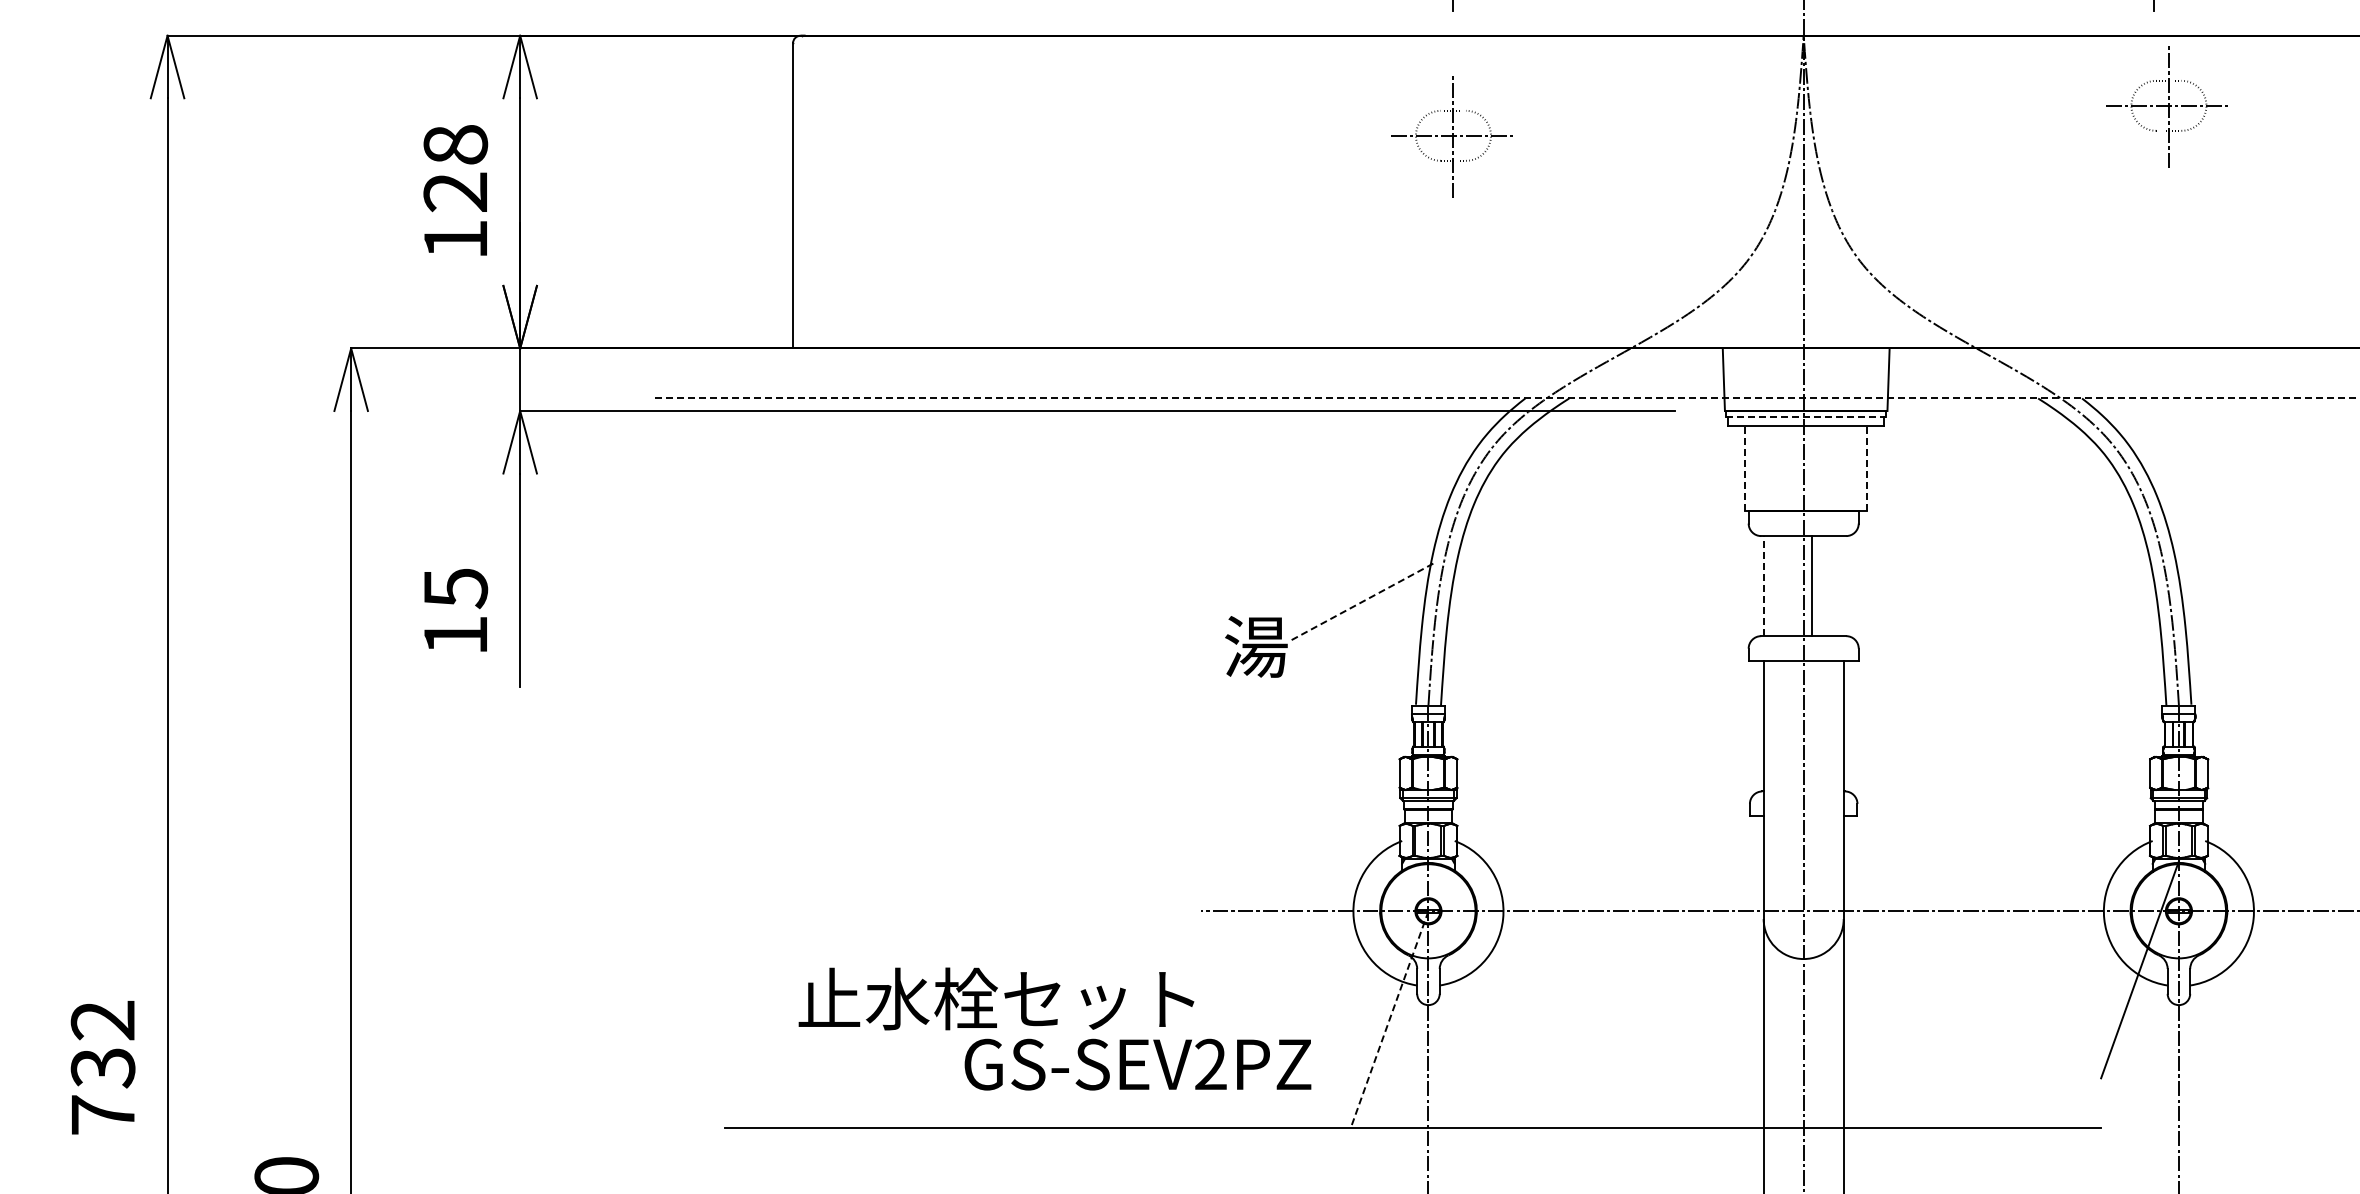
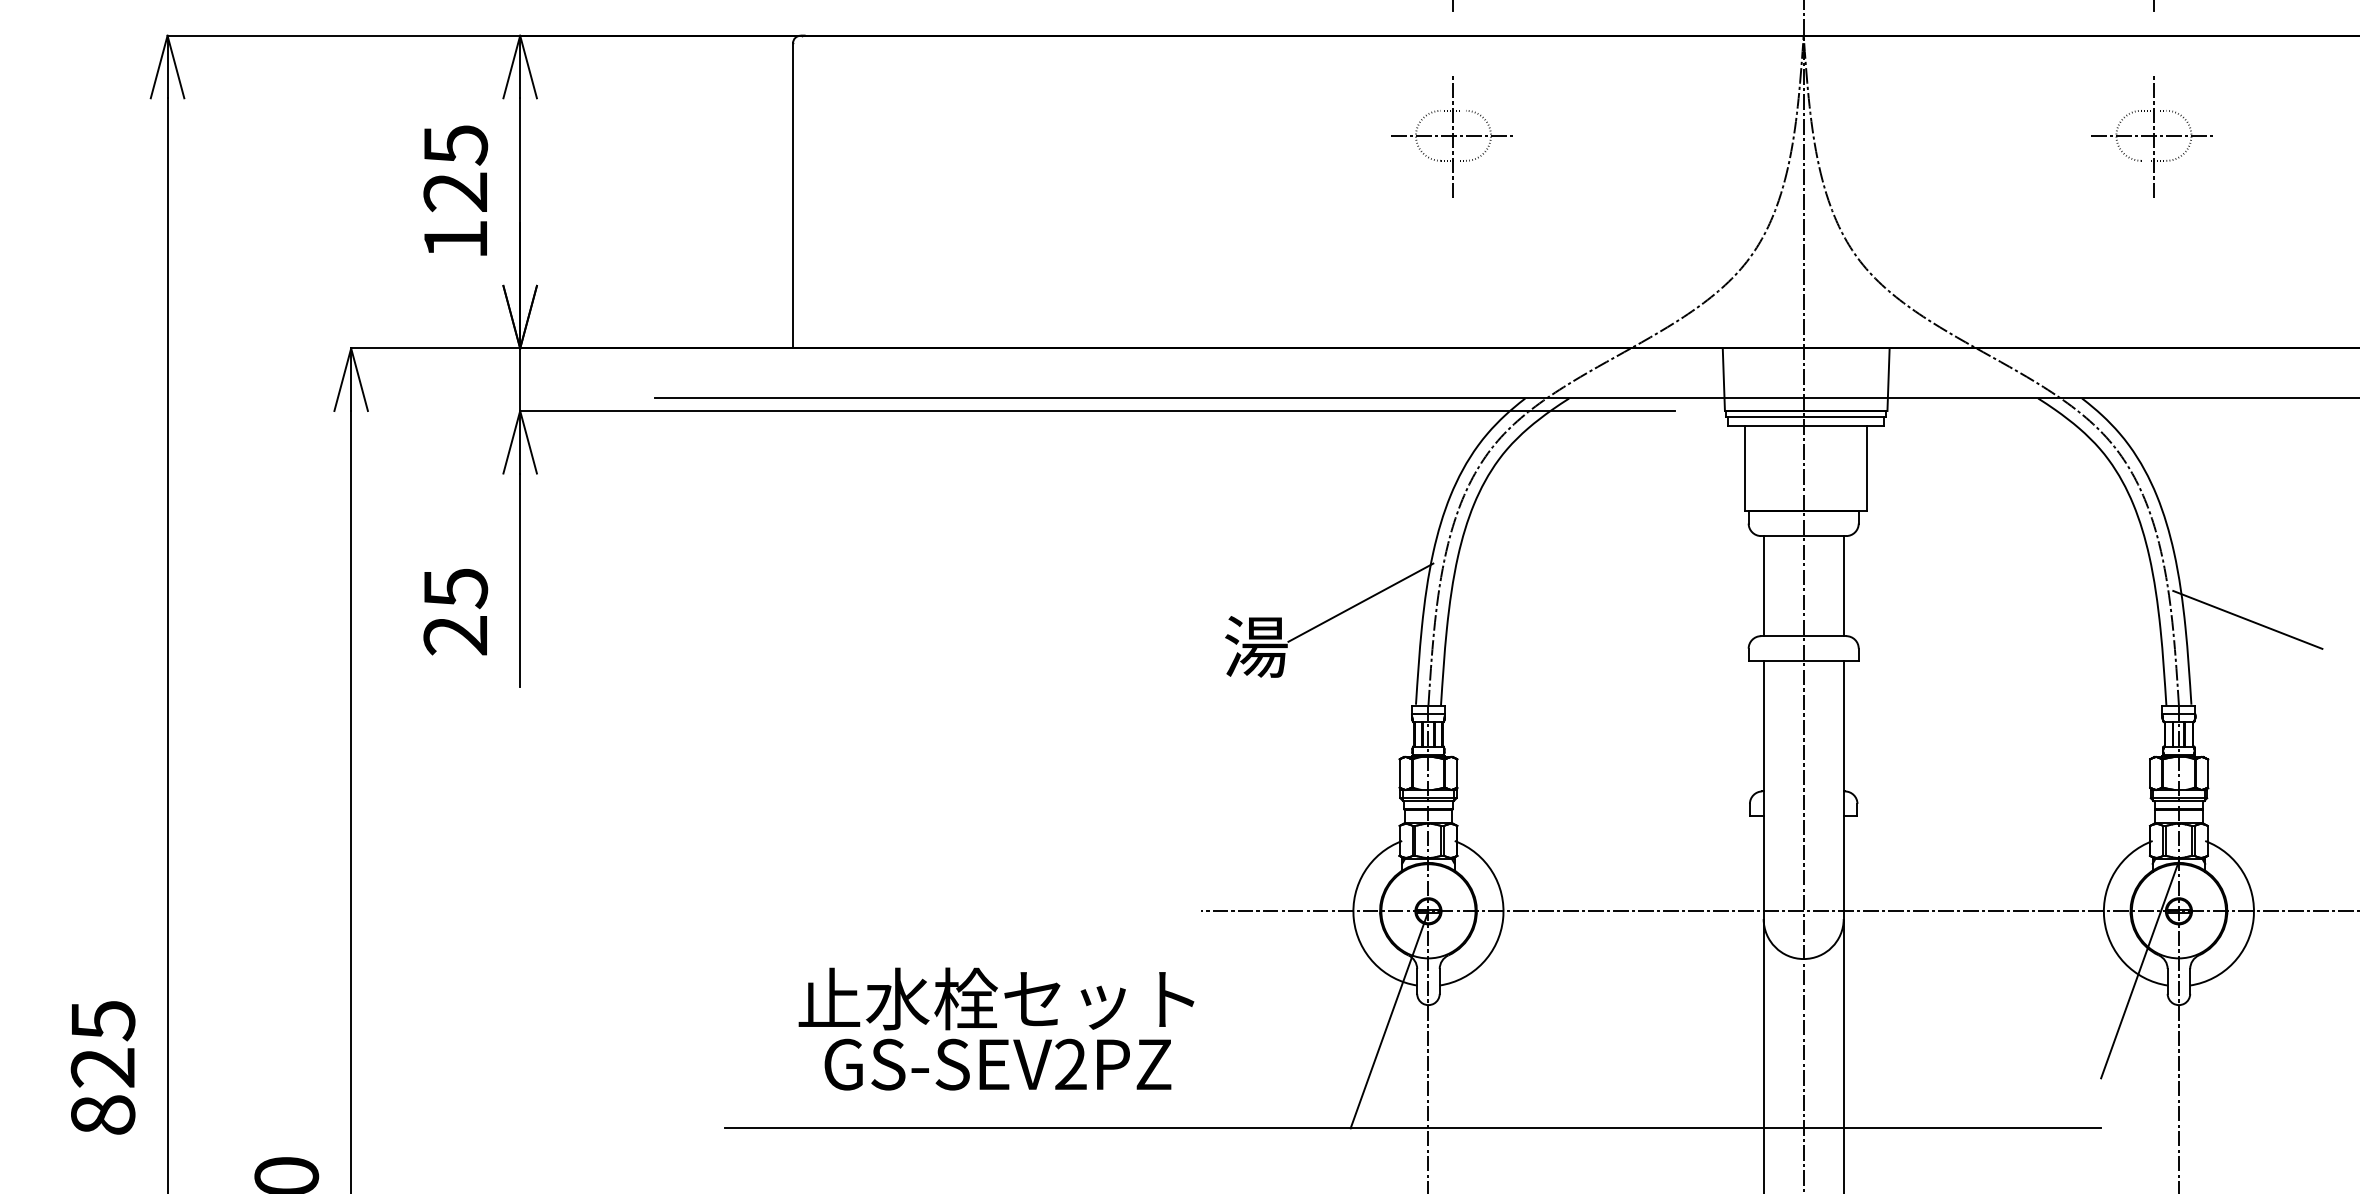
part position: (2166, 106) -> (2151, 136) (2151, 136)
text: 128 -> 125 (455, 145)
line: dashed -> solid (1507, 398)
line: dashed -> solid (1806, 417)
line: dashed -> solid (1745, 468)
line: dashed -> solid (1867, 468)
line: dashed -> solid (1763, 585)
line position: (1811, 586) -> (1843, 586) (1843, 586)
line: dashed -> solid (1360, 602)
line: none -> present (2247, 619)
text: 15 -> 25 (454, 635)
line: dashed -> solid (1389, 1020)
text position: (1137, 1064) -> (997, 1064) (997, 1064)
text: 732 -> 825 (102, 1067)
